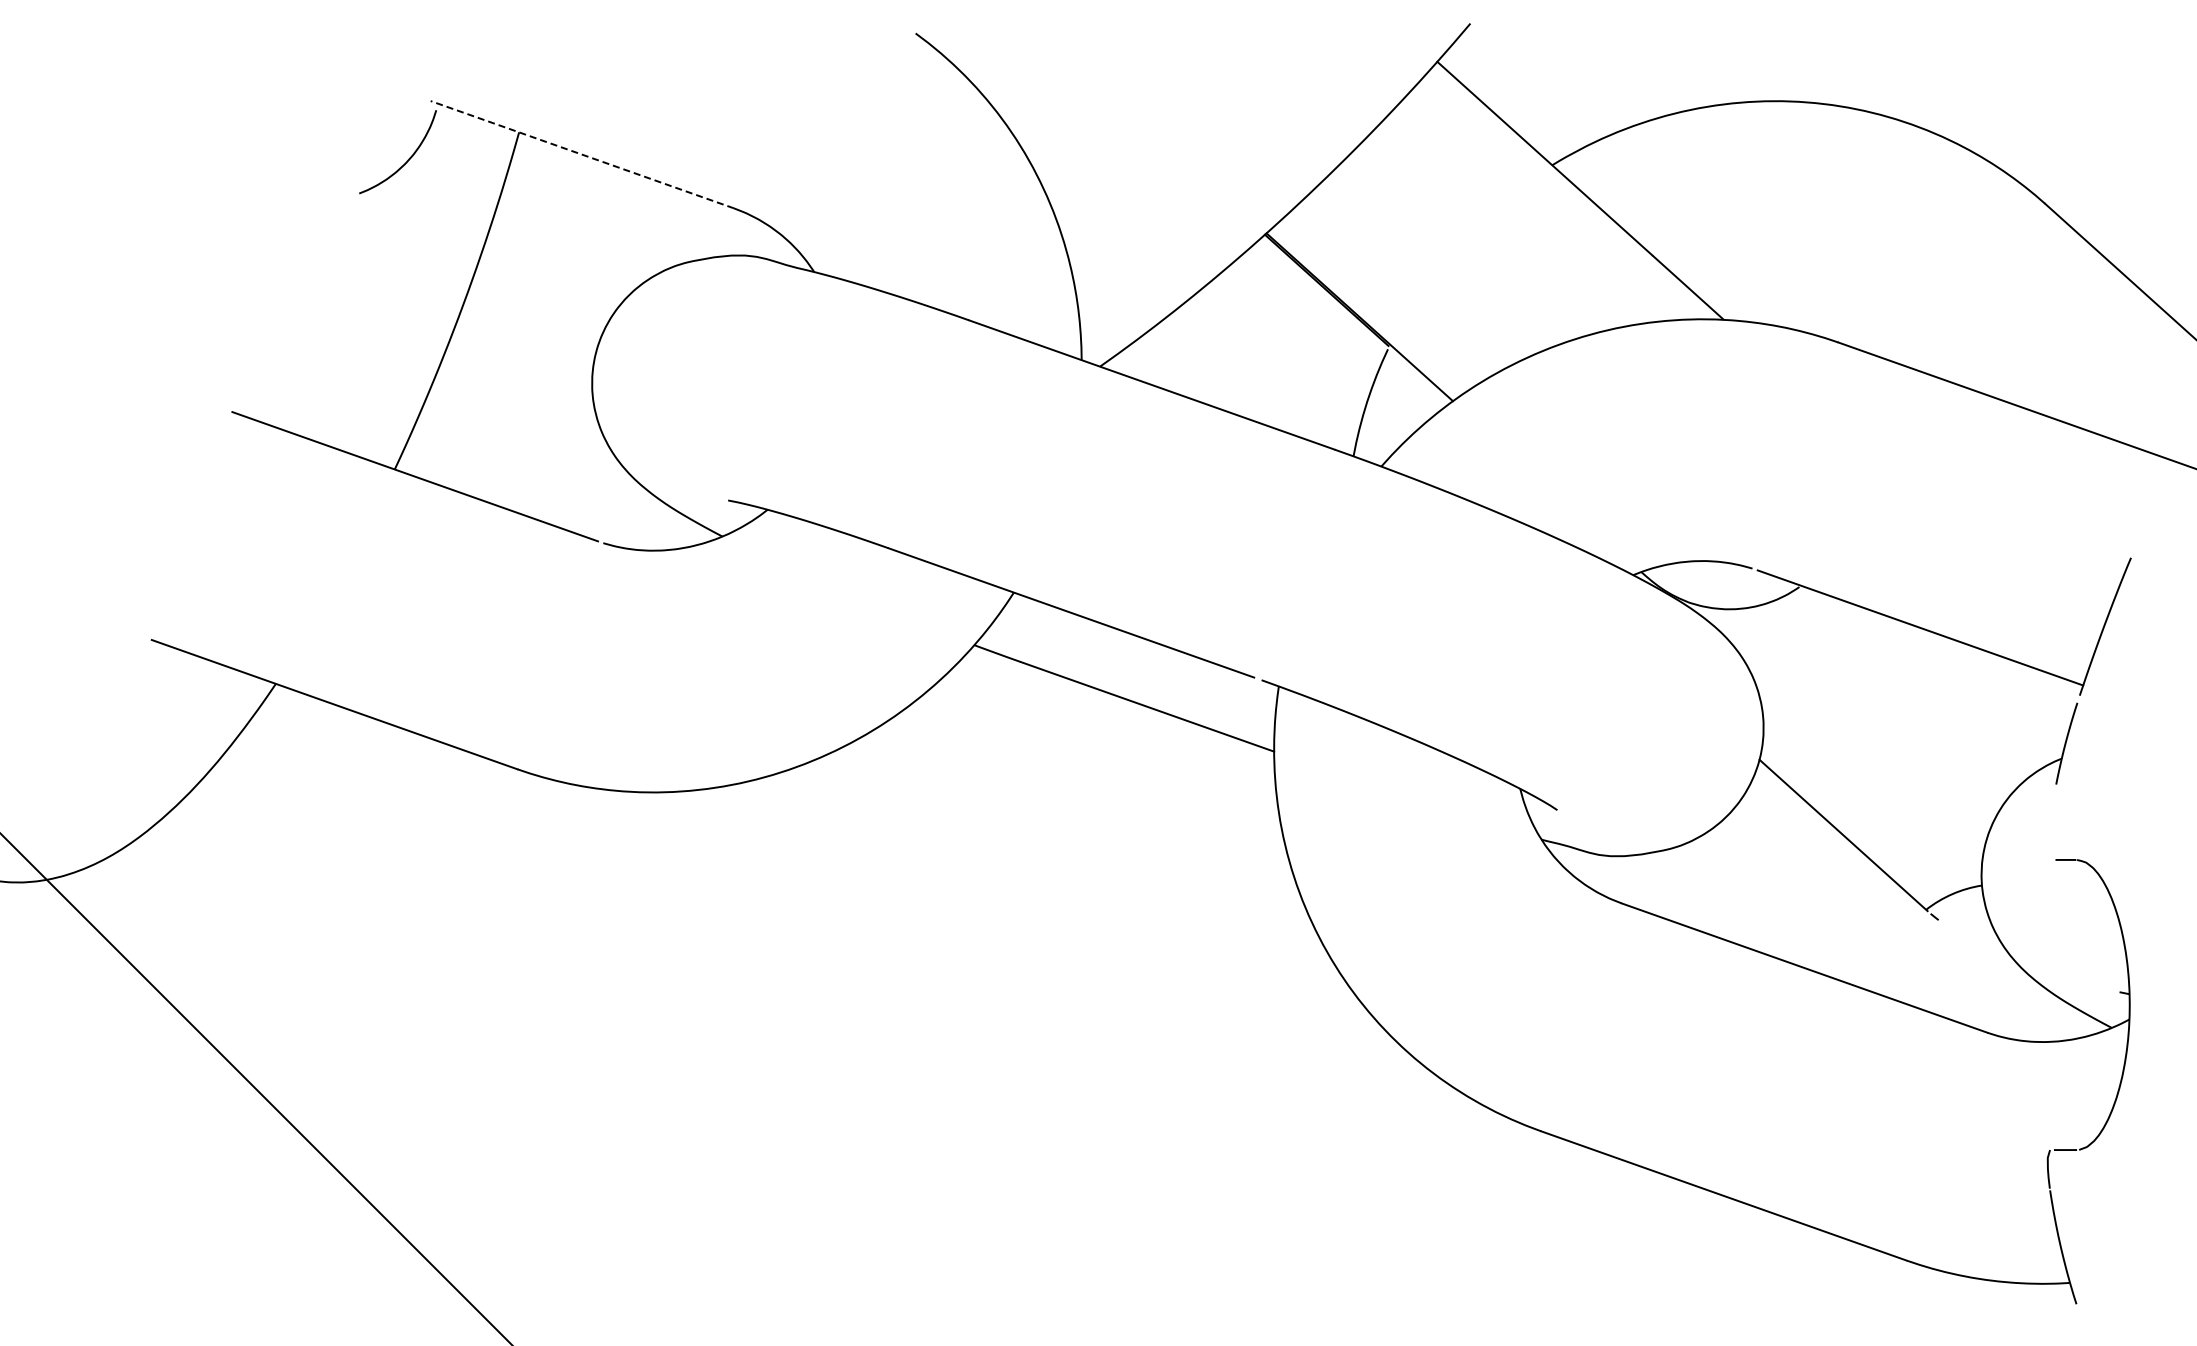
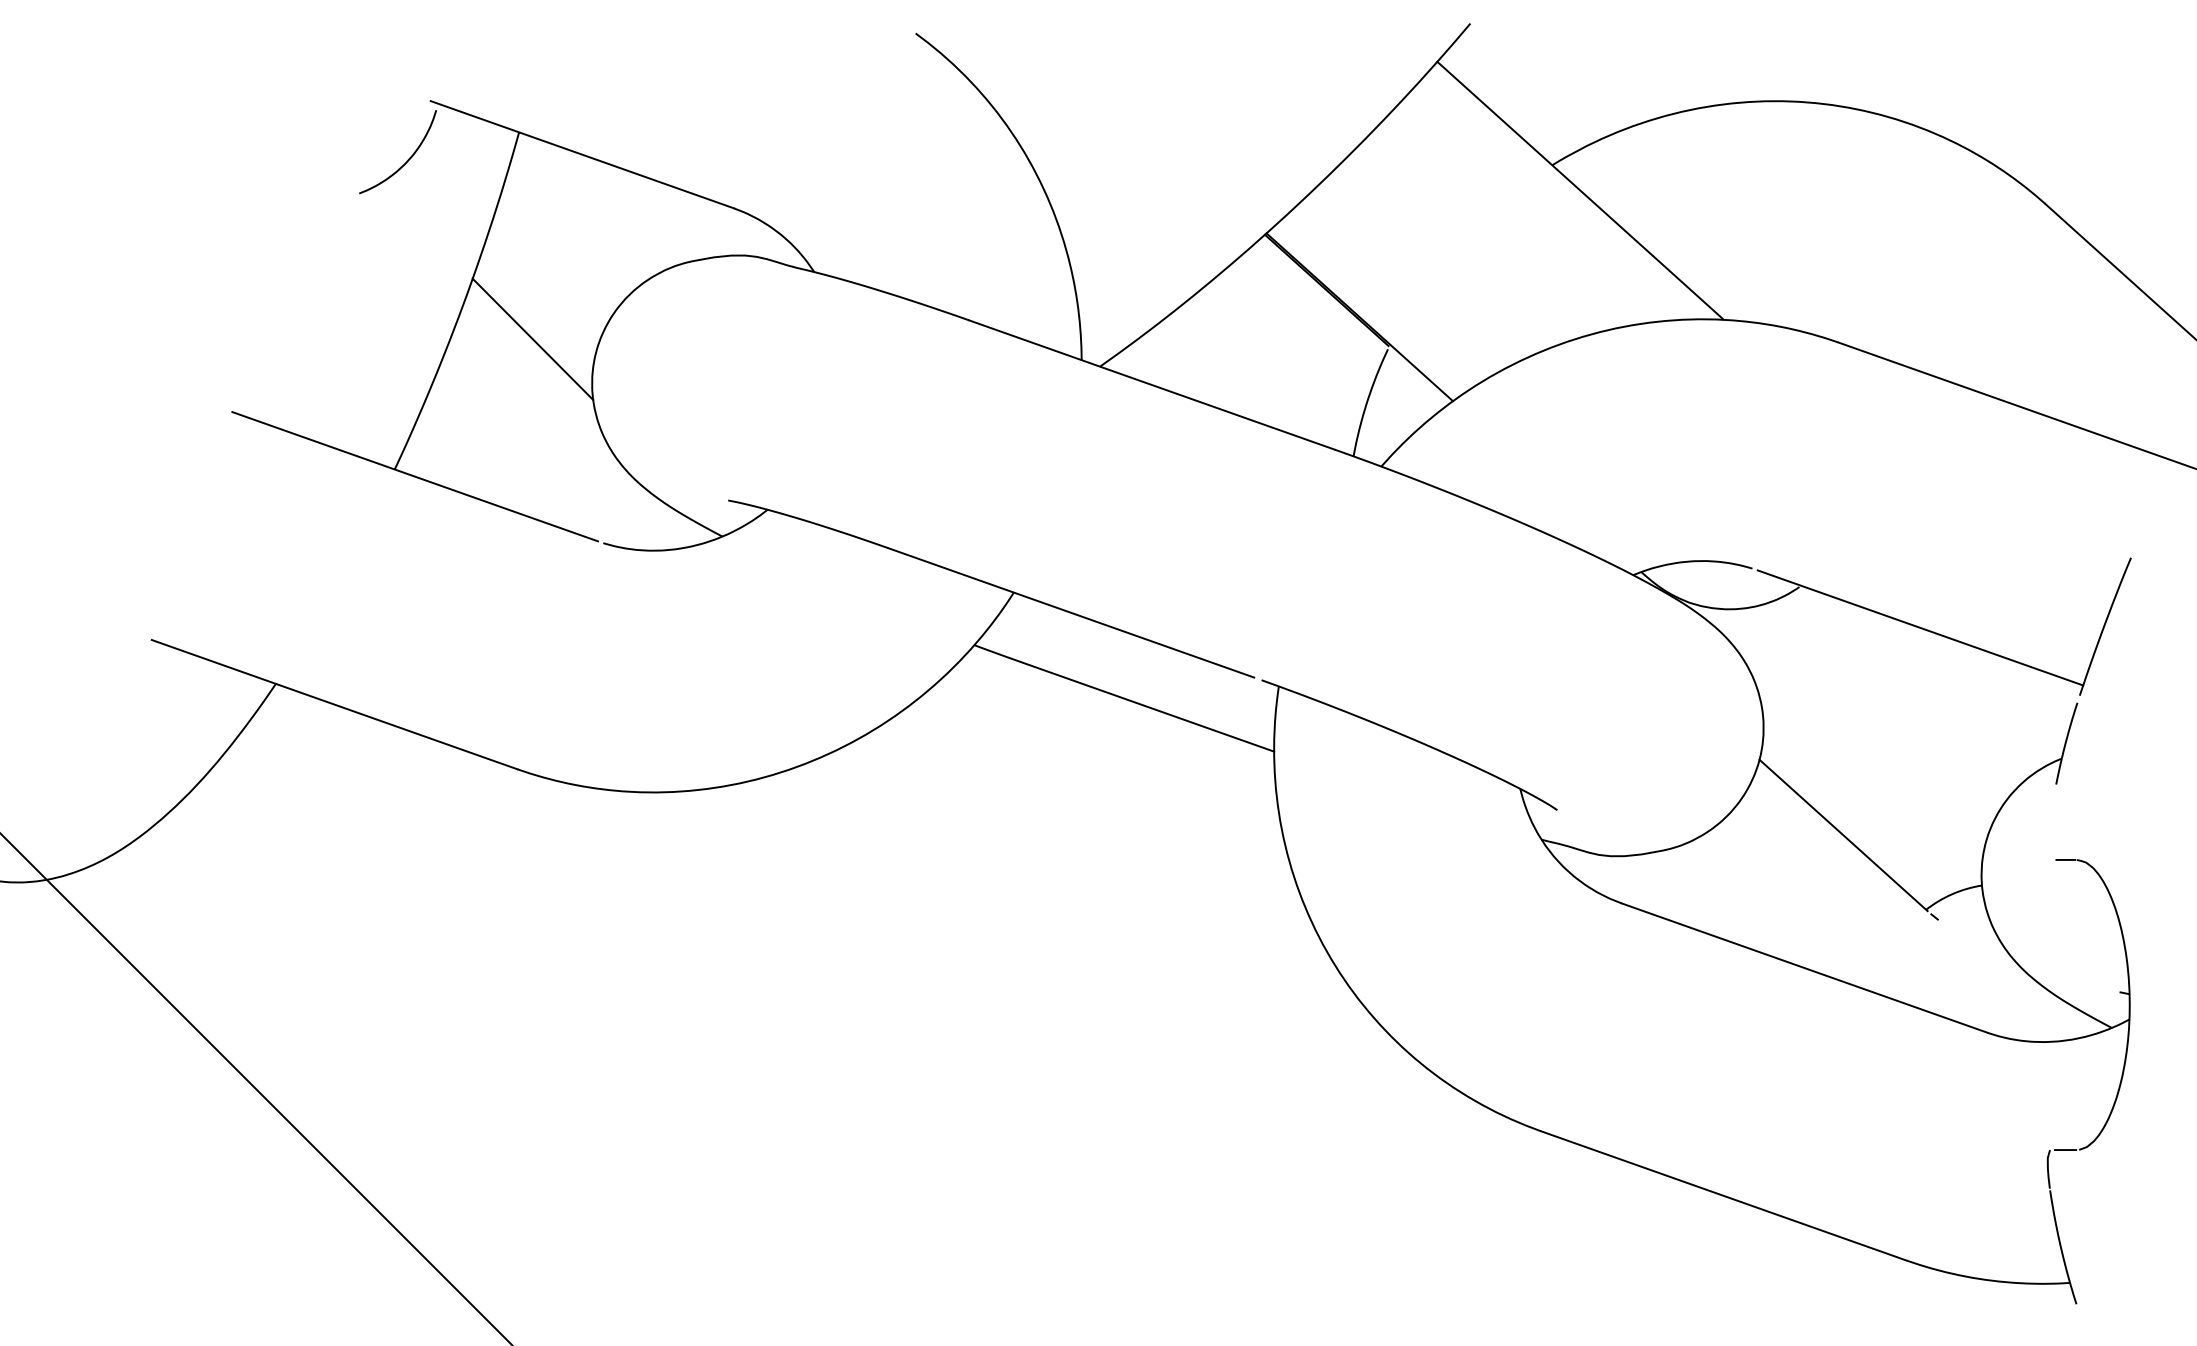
line: dashed -> solid (582, 154)
line: none -> present (532, 338)
